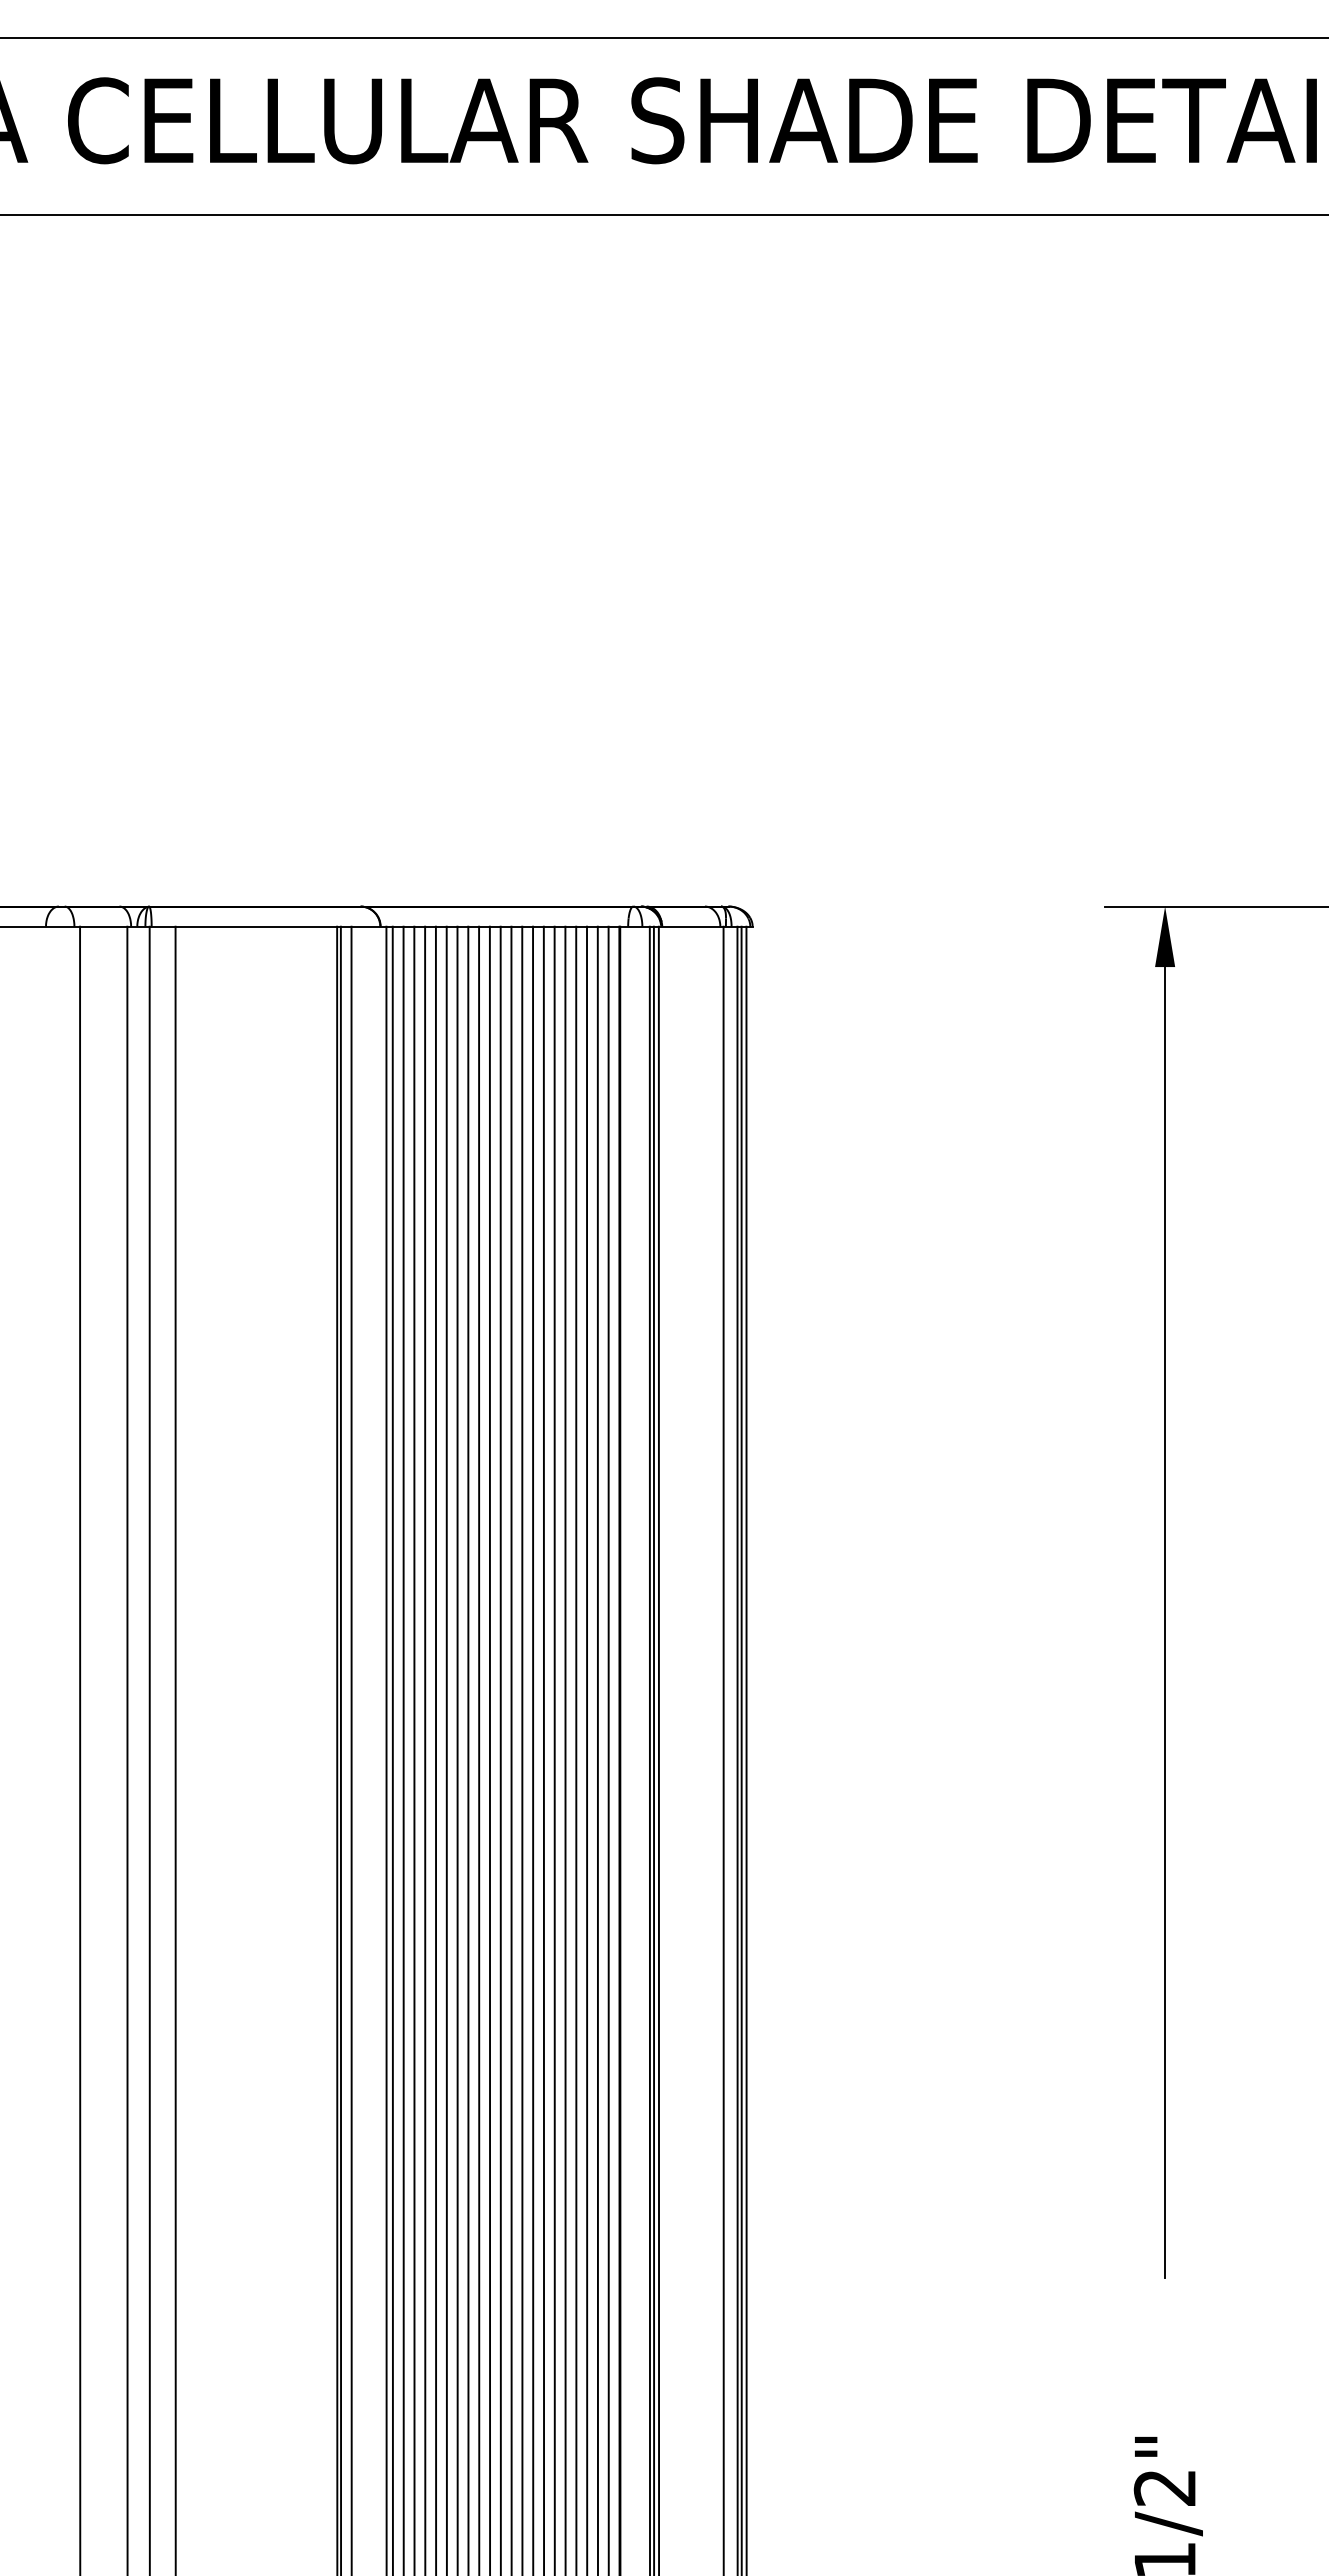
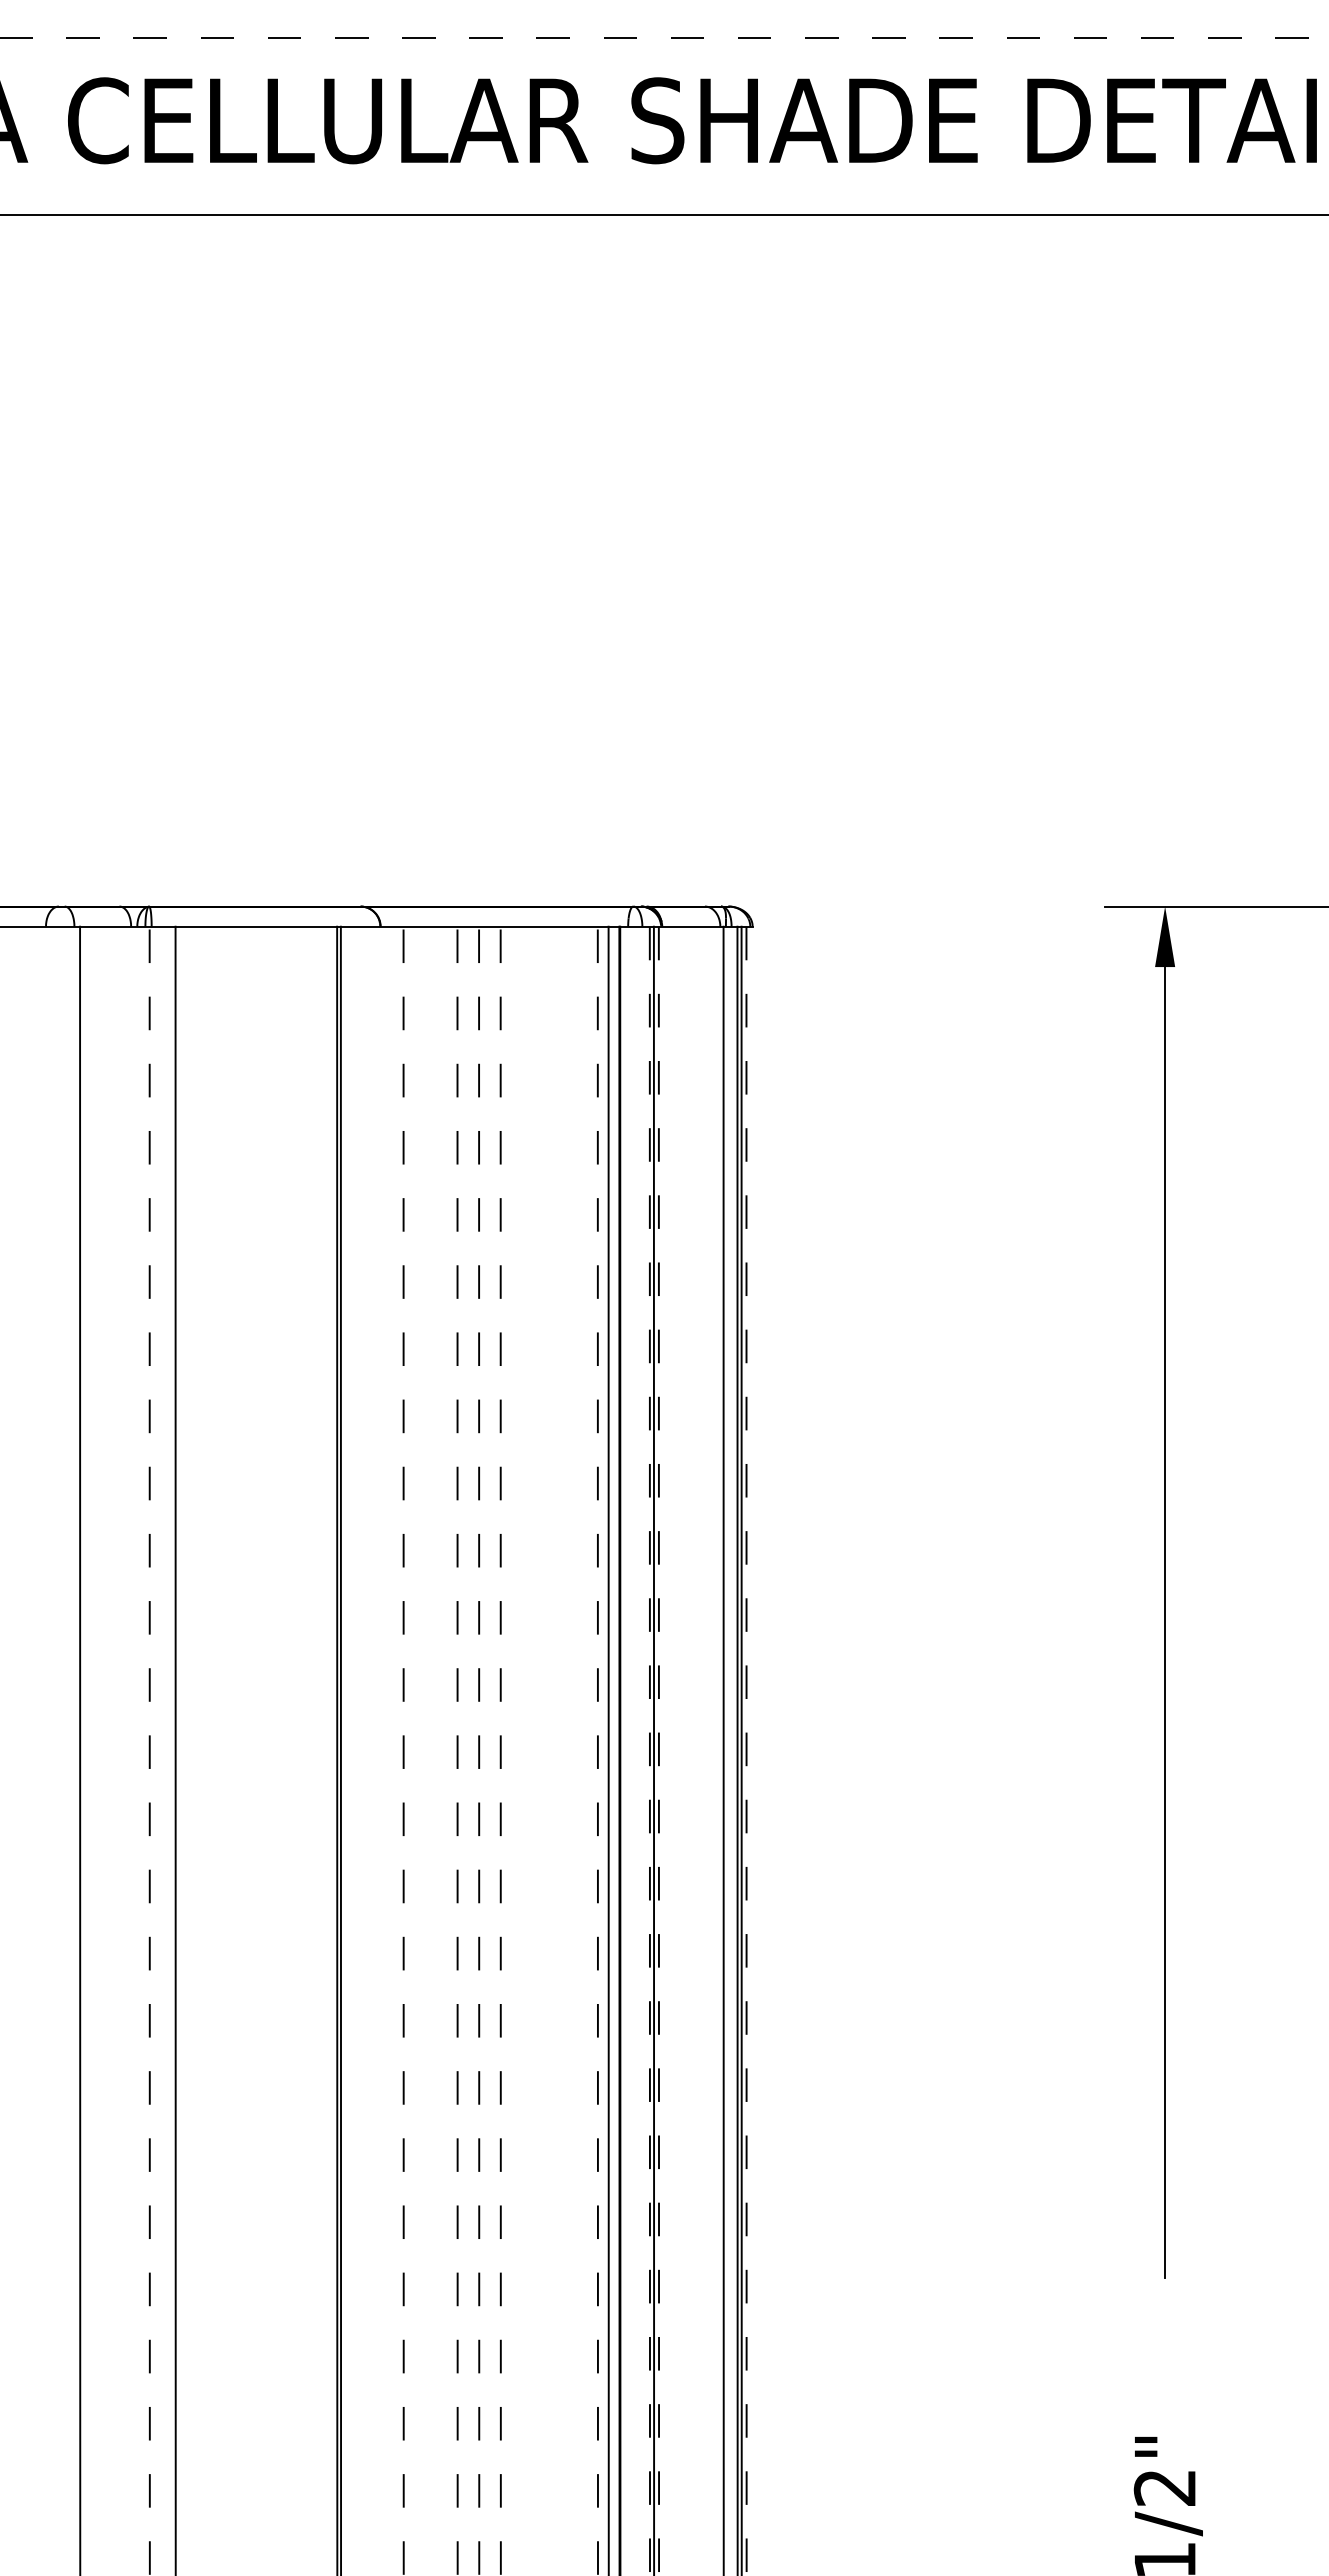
line: solid -> dashed (664, 37)
line: present -> none (127, 1749)
line: present -> none (351, 1749)
line: present -> none (386, 1749)
line: present -> none (392, 1749)
line: present -> none (414, 1749)
line: present -> none (425, 1749)
line: present -> none (435, 1749)
line: present -> none (446, 1749)
line: present -> none (468, 1749)
line: present -> none (489, 1749)
line: present -> none (511, 1749)
line: present -> none (522, 1749)
line: present -> none (533, 1749)
line: present -> none (543, 1749)
line: present -> none (554, 1749)
line: present -> none (565, 1749)
line: present -> none (576, 1749)
line: present -> none (587, 1749)
line: solid -> dashed (149, 1750)
line: solid -> dashed (403, 1750)
line: solid -> dashed (457, 1750)
line: solid -> dashed (479, 1750)
line: solid -> dashed (500, 1750)
line: solid -> dashed (597, 1750)
line: solid -> dashed (649, 1751)
line: solid -> dashed (658, 1751)
line: solid -> dashed (746, 1751)
